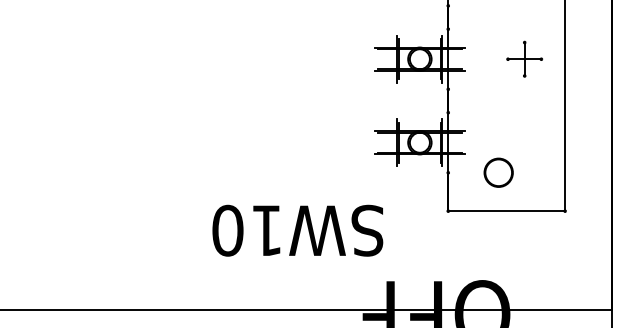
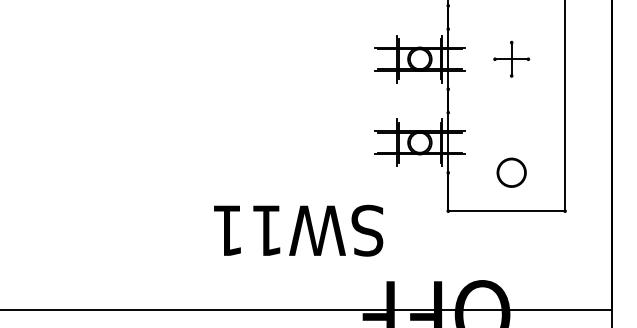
part position: (524, 58) -> (511, 58) (511, 58)
circle position: (498, 172) -> (511, 172) (511, 172)
text: SW10 -> SW11 (227, 230)
